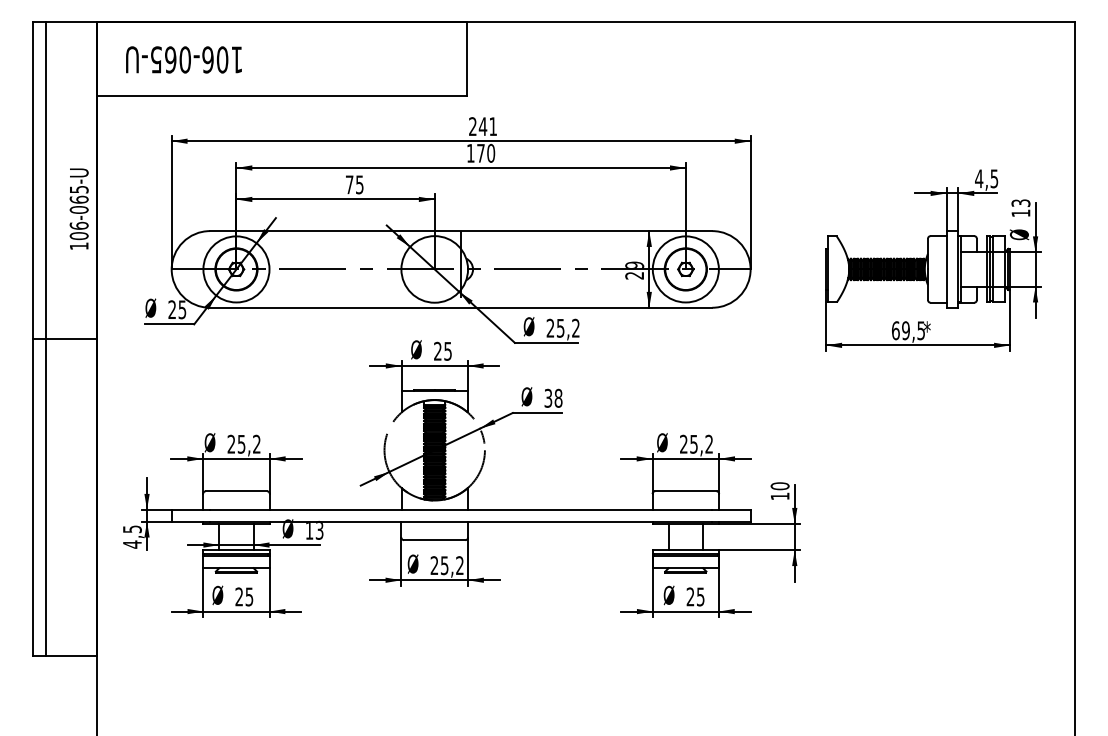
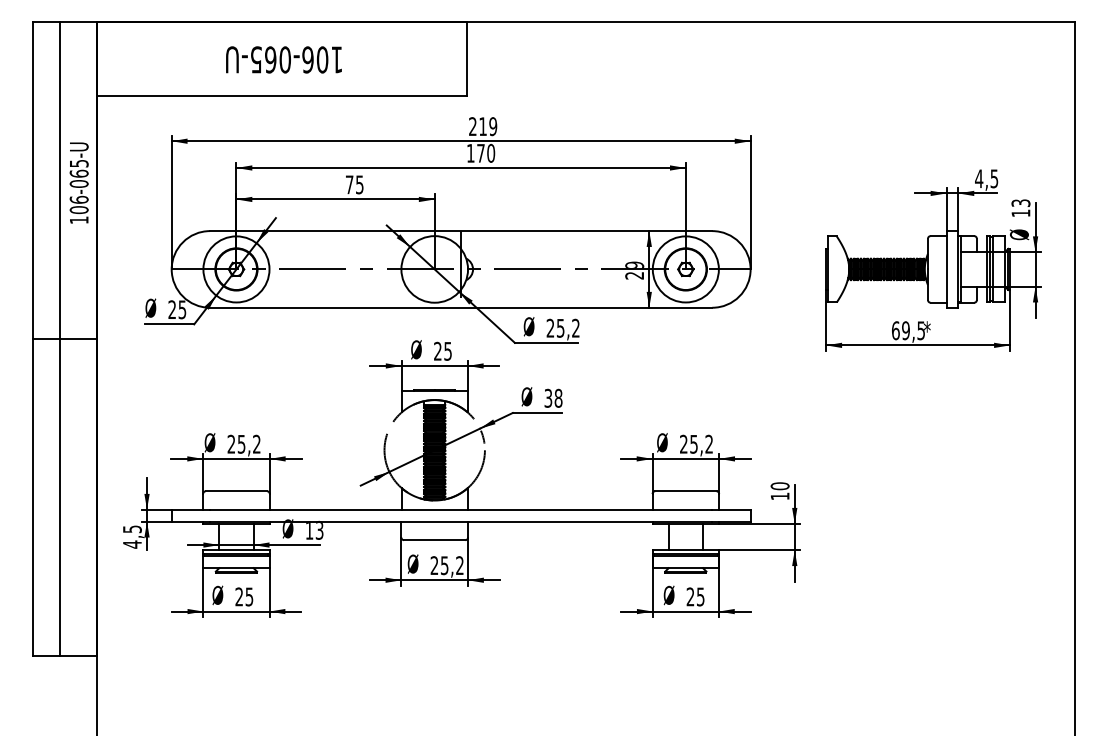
text position: (183, 59) -> (283, 59) (283, 59)
text: 241 -> 219 (487, 126)
text position: (78, 208) -> (78, 182) (78, 182)
line position: (45, 339) -> (59, 339) (59, 339)
